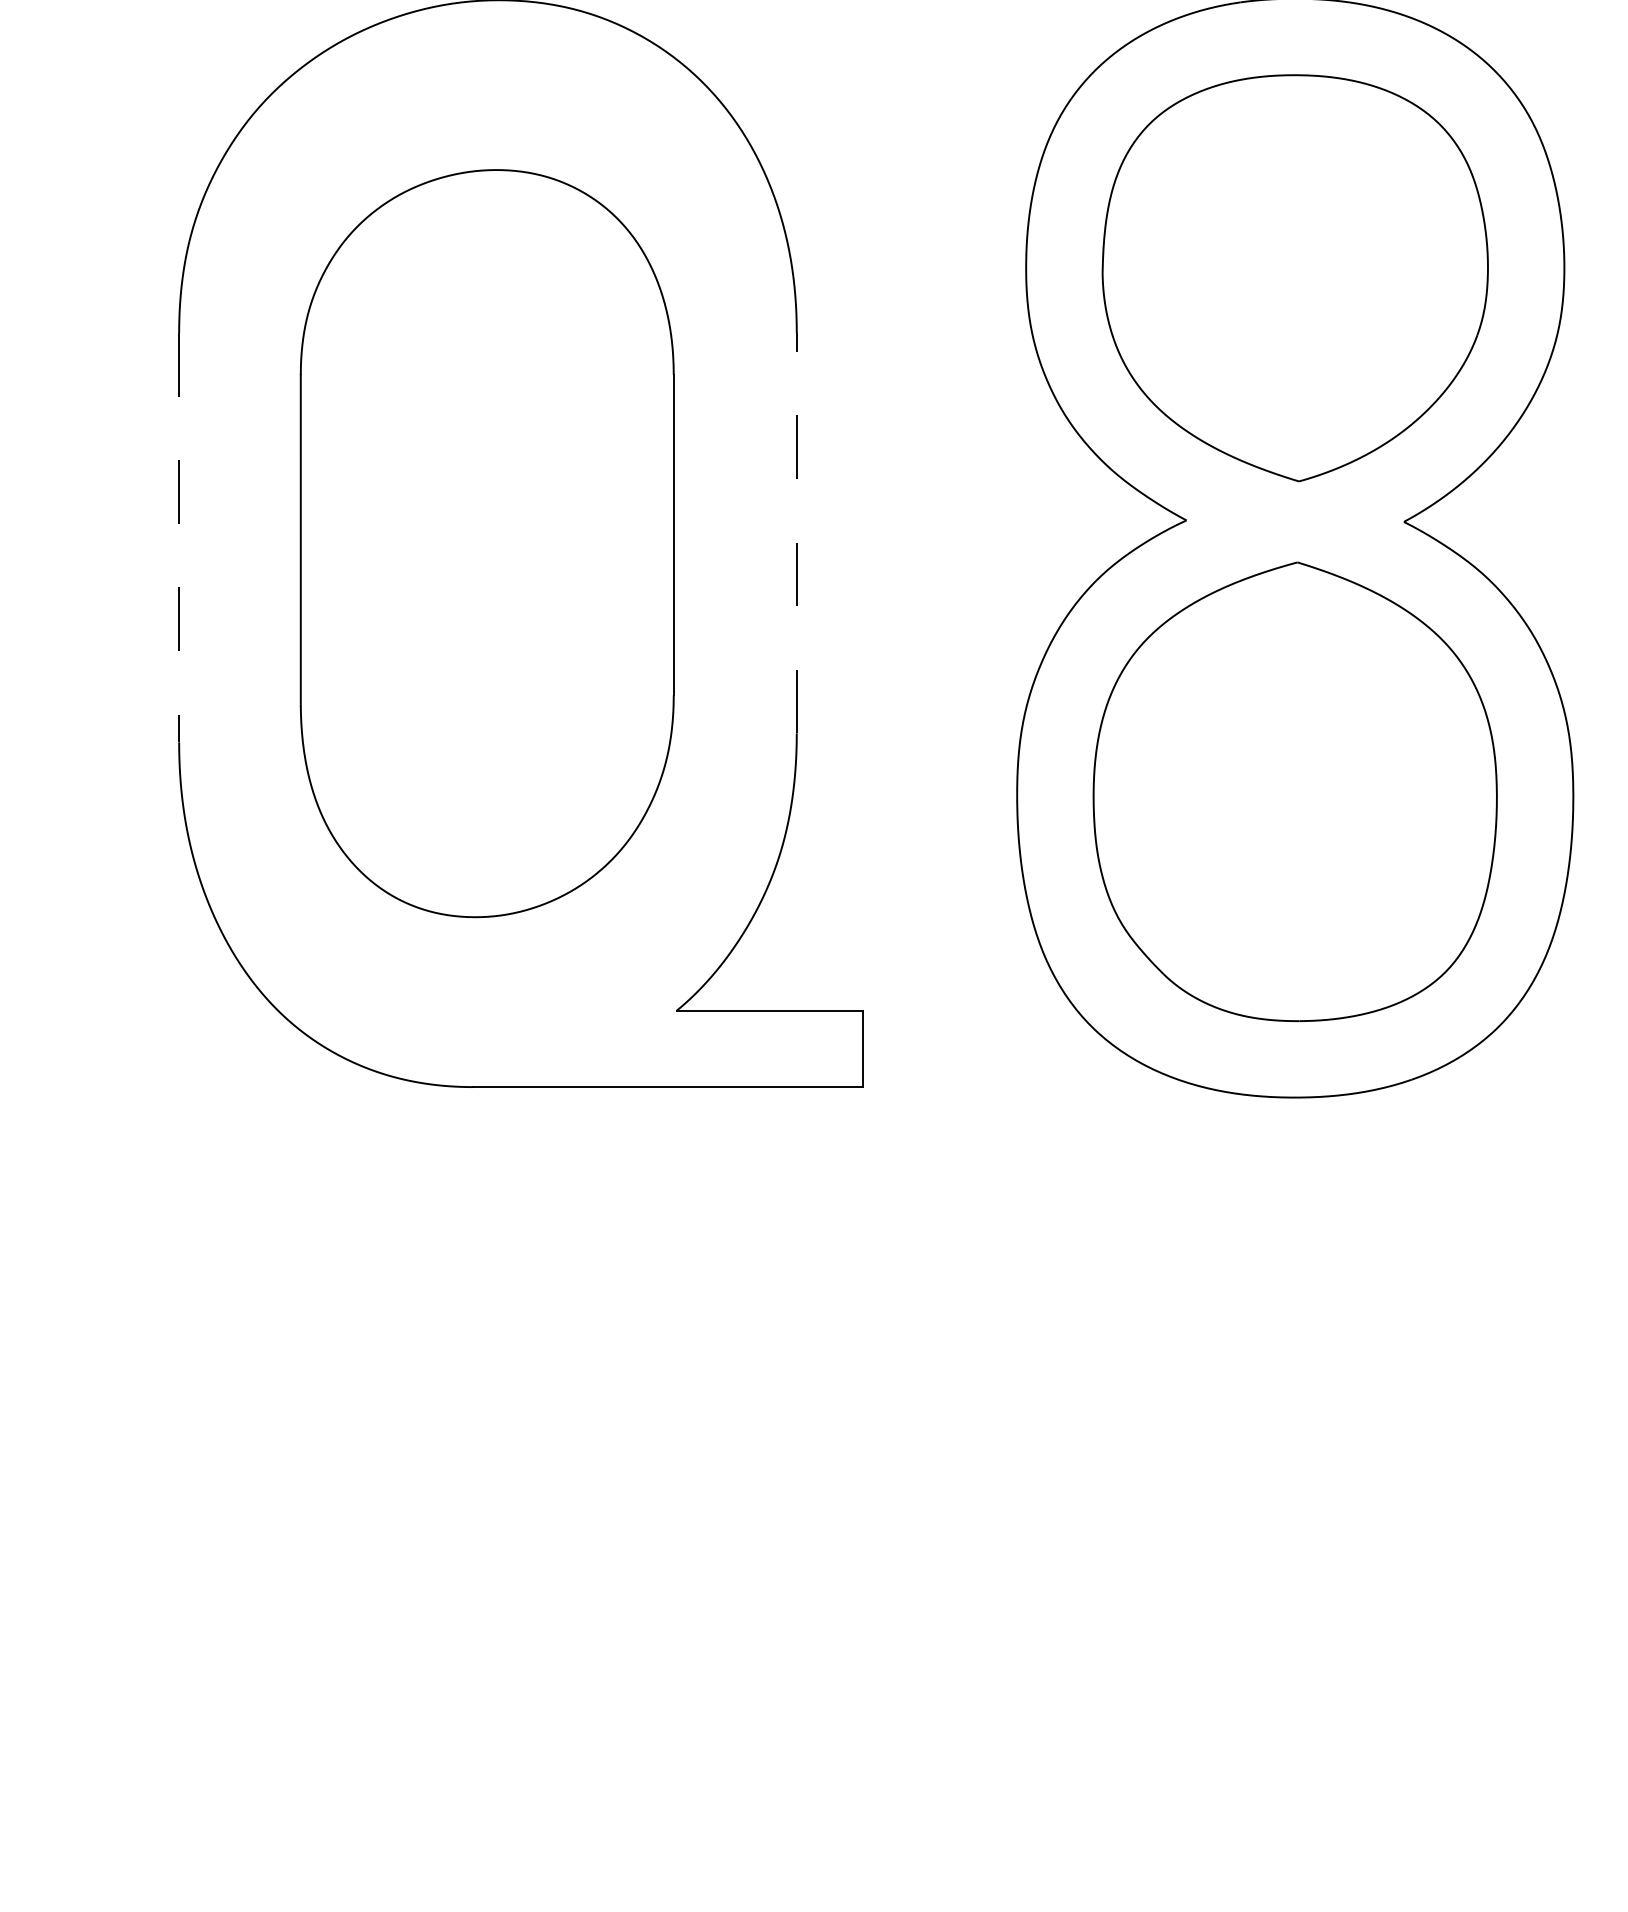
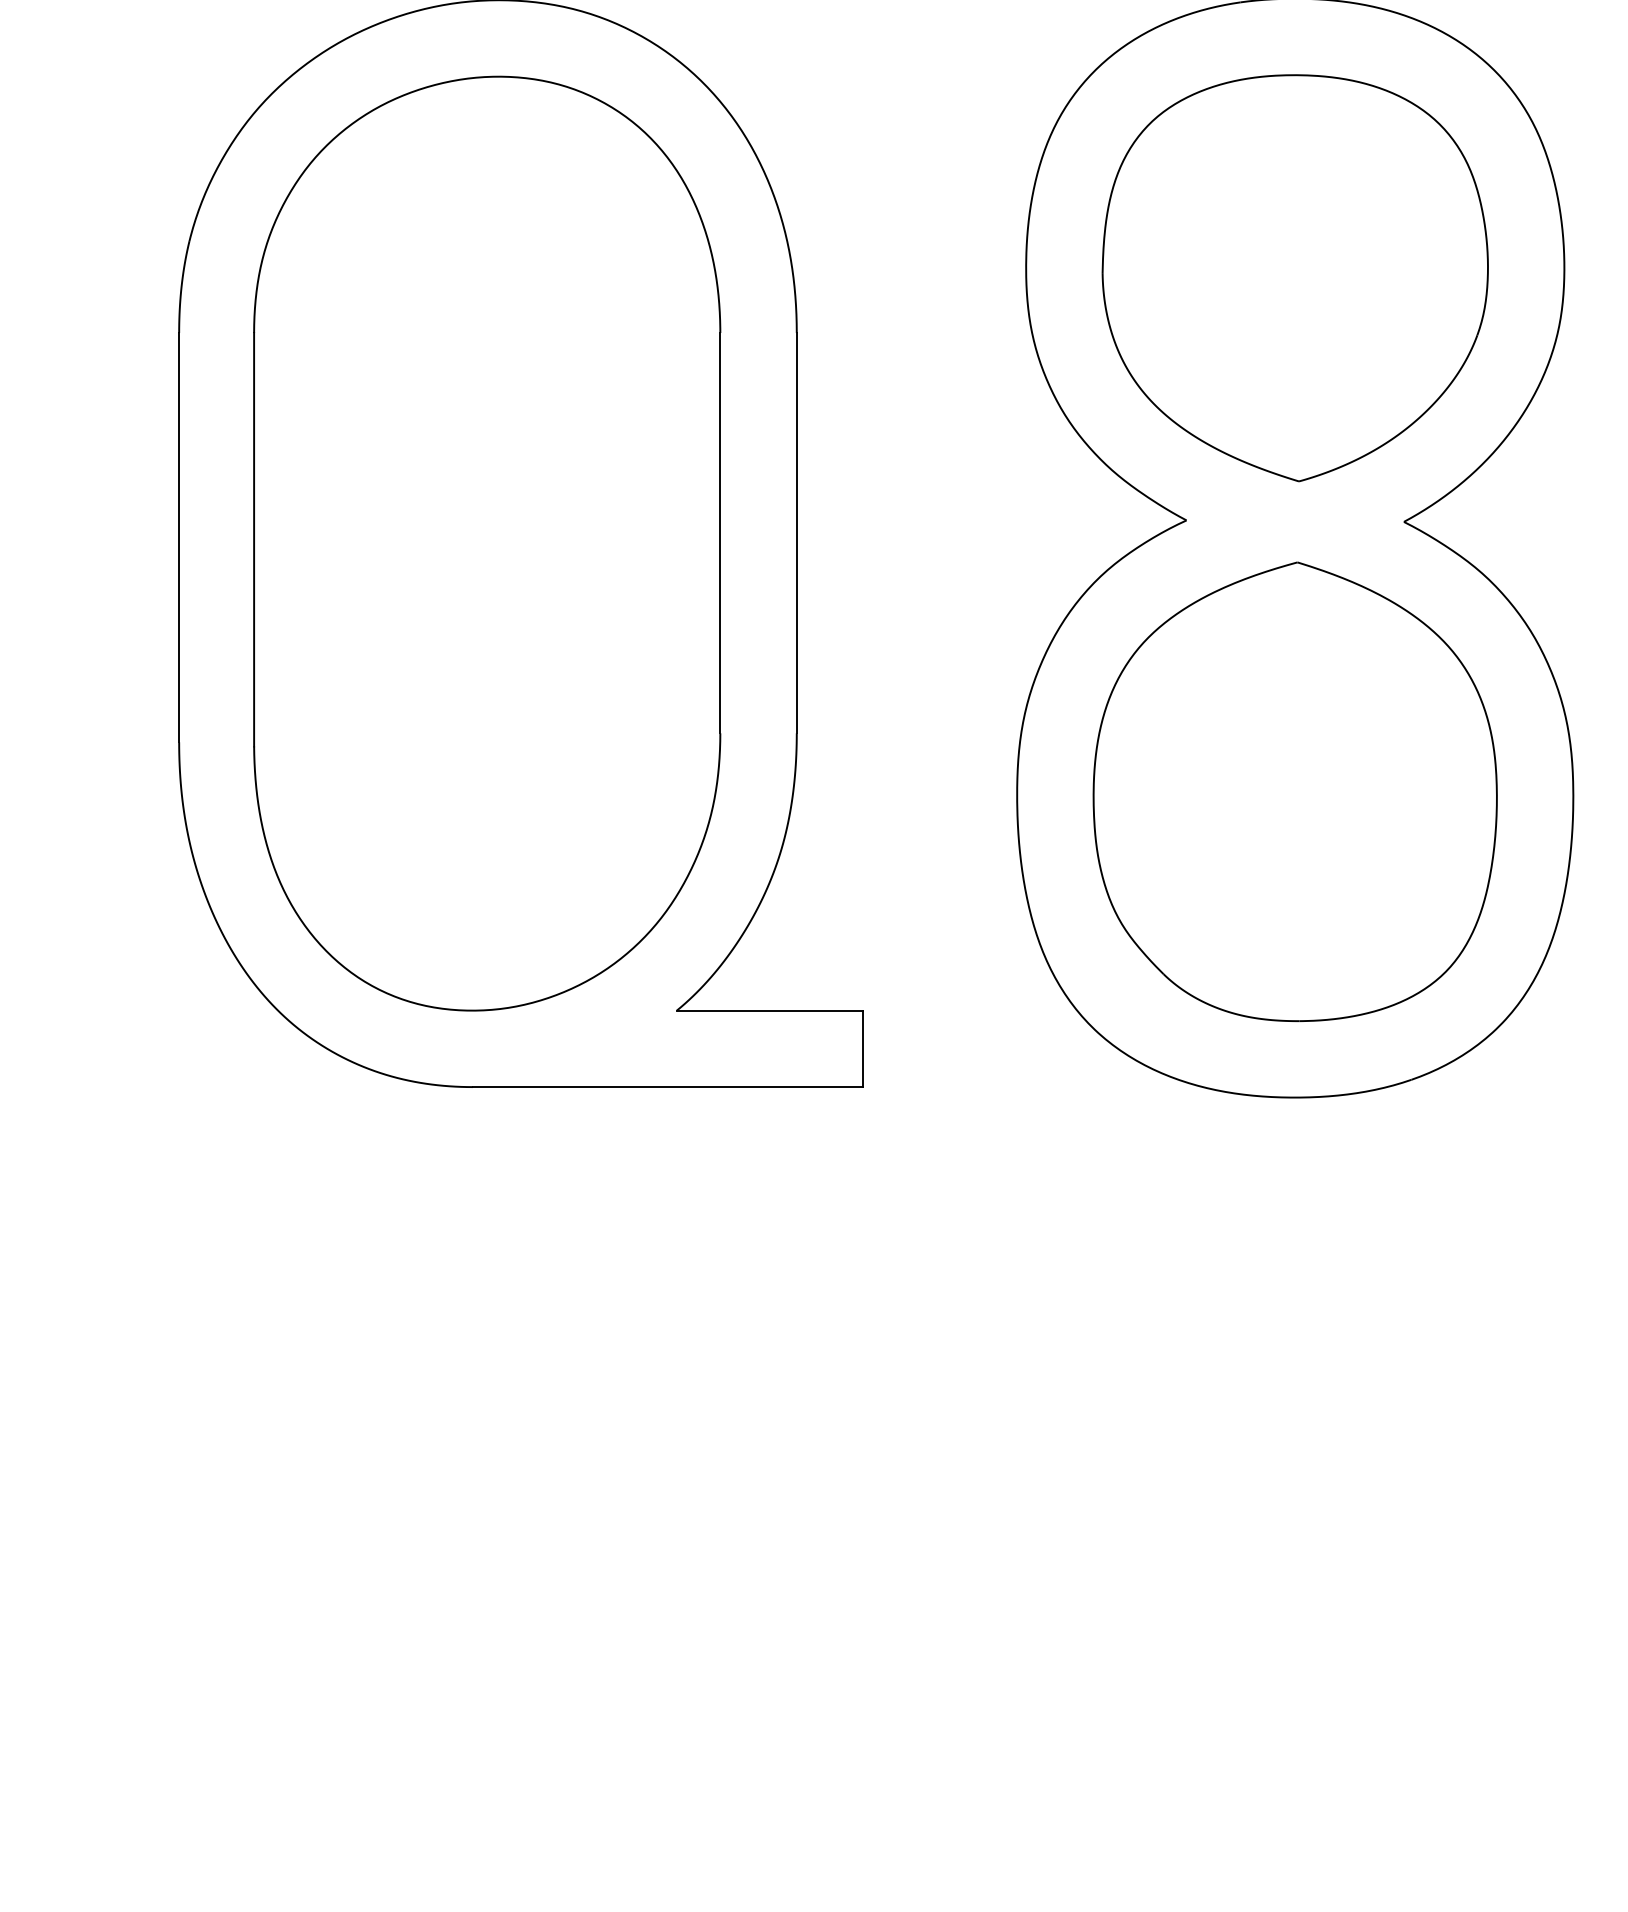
line: dashed -> solid (796, 532)
line: dashed -> solid (179, 537)
part size: 376x750 px -> 469x937 px (487, 543)
